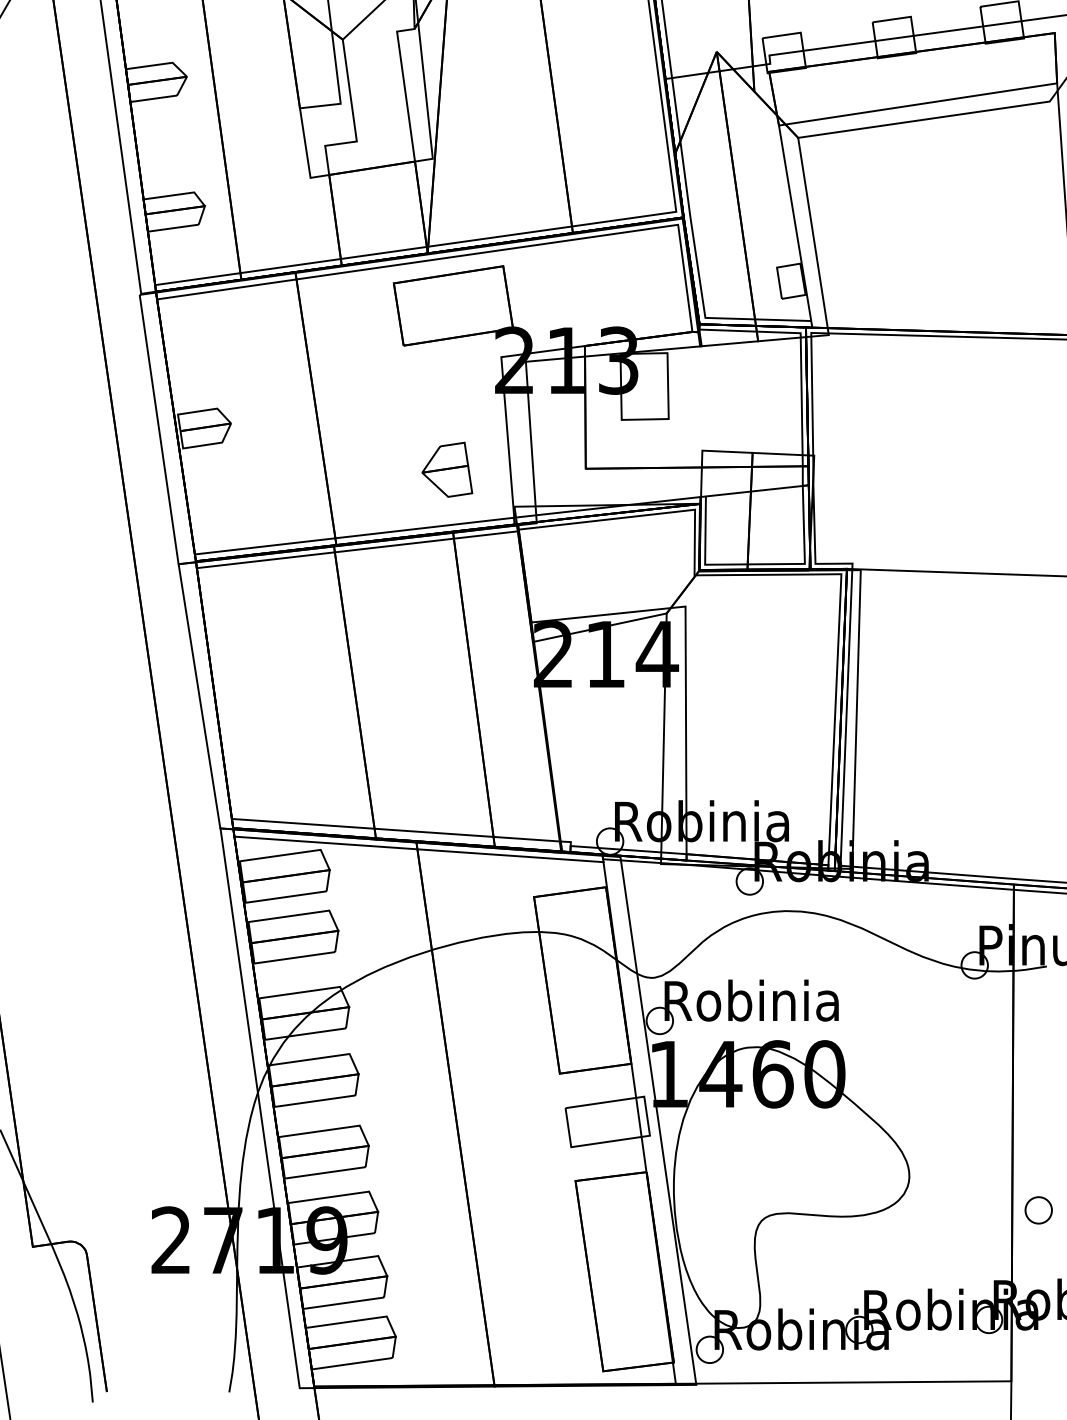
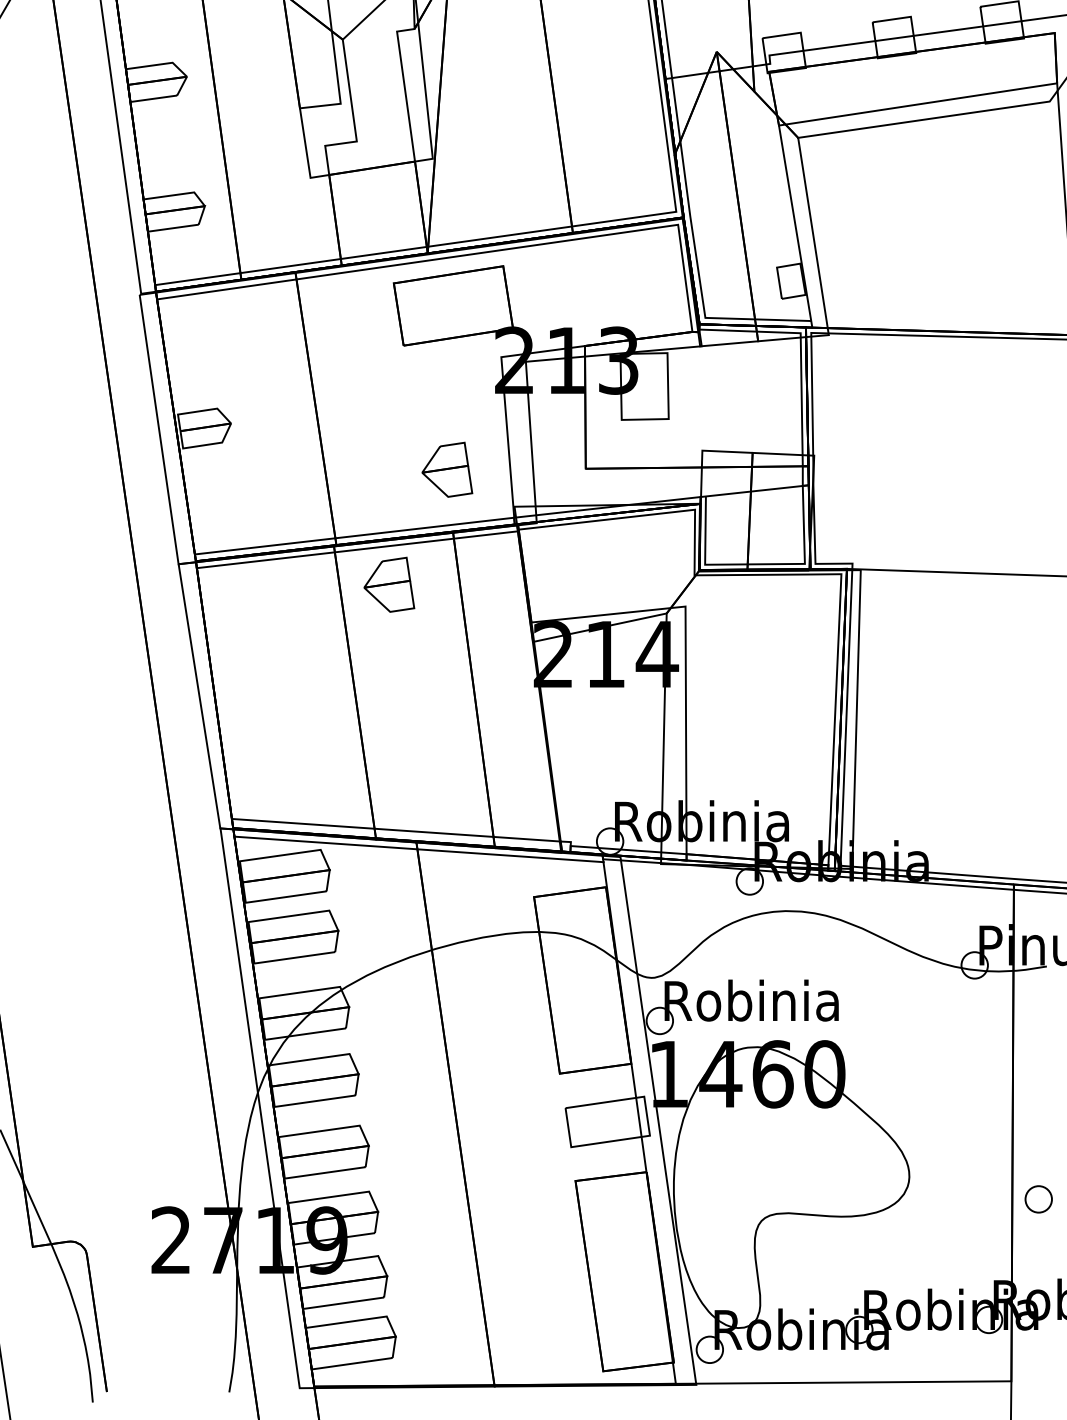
part: none -> present (389, 584)
part position: (1038, 1210) -> (1038, 1199) (1038, 1199)
